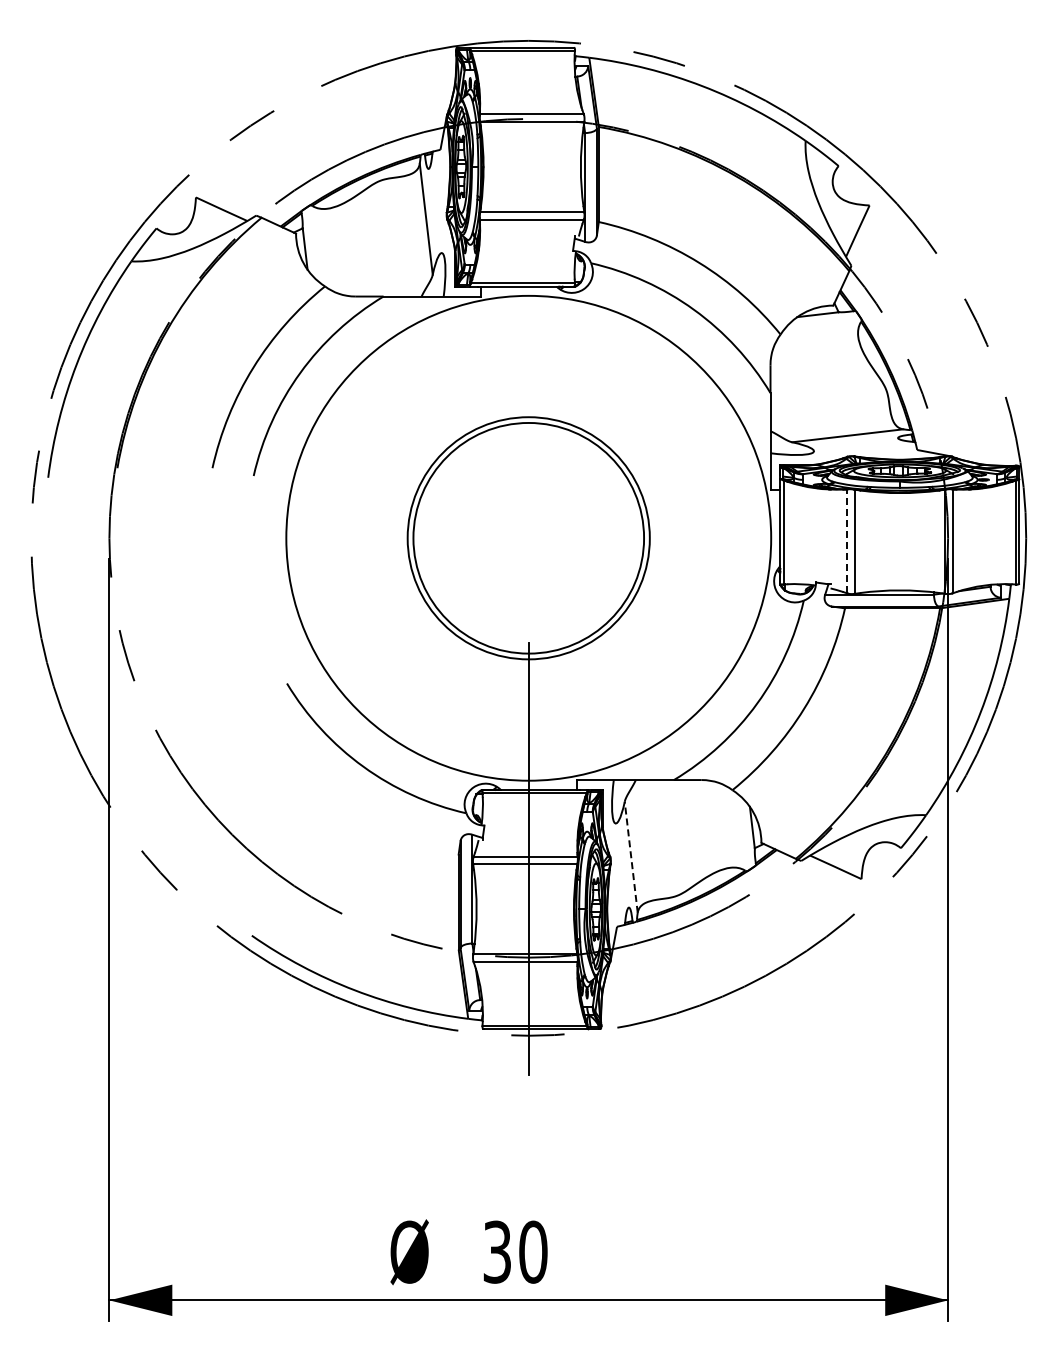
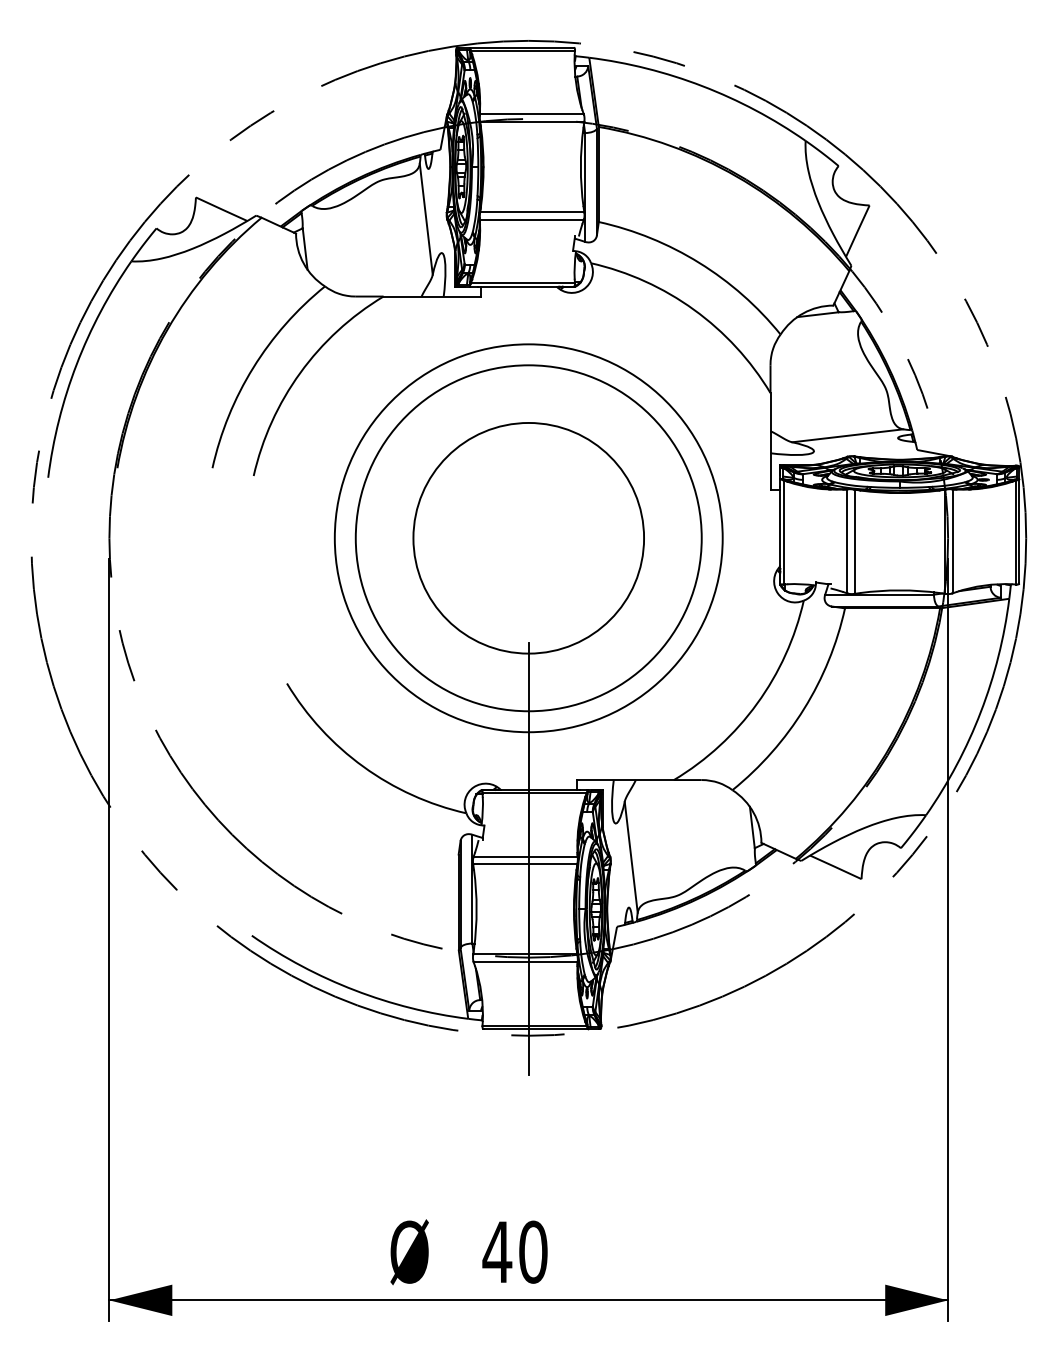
circle diameter: 485 px -> 388 px (528, 538)
circle diameter: 242 px -> 346 px (528, 538)
line: dashed -> solid (847, 540)
line: dashed -> solid (631, 857)
text: 30 -> 40 (497, 1251)
